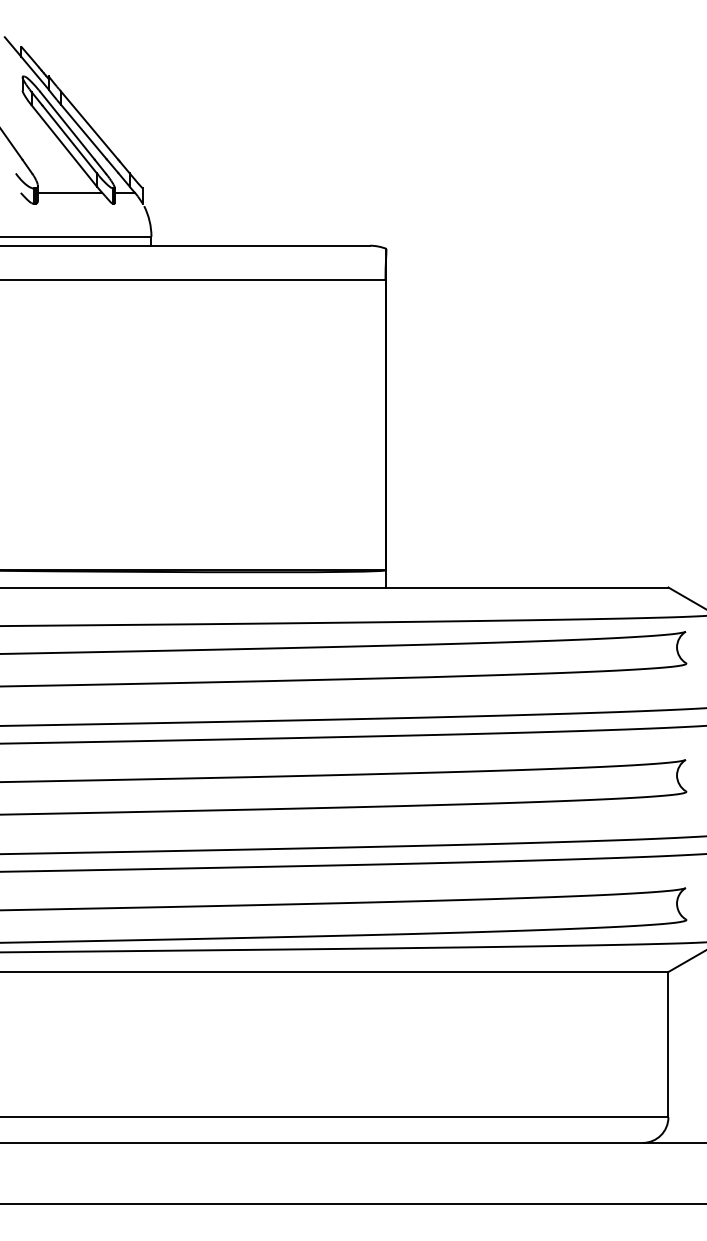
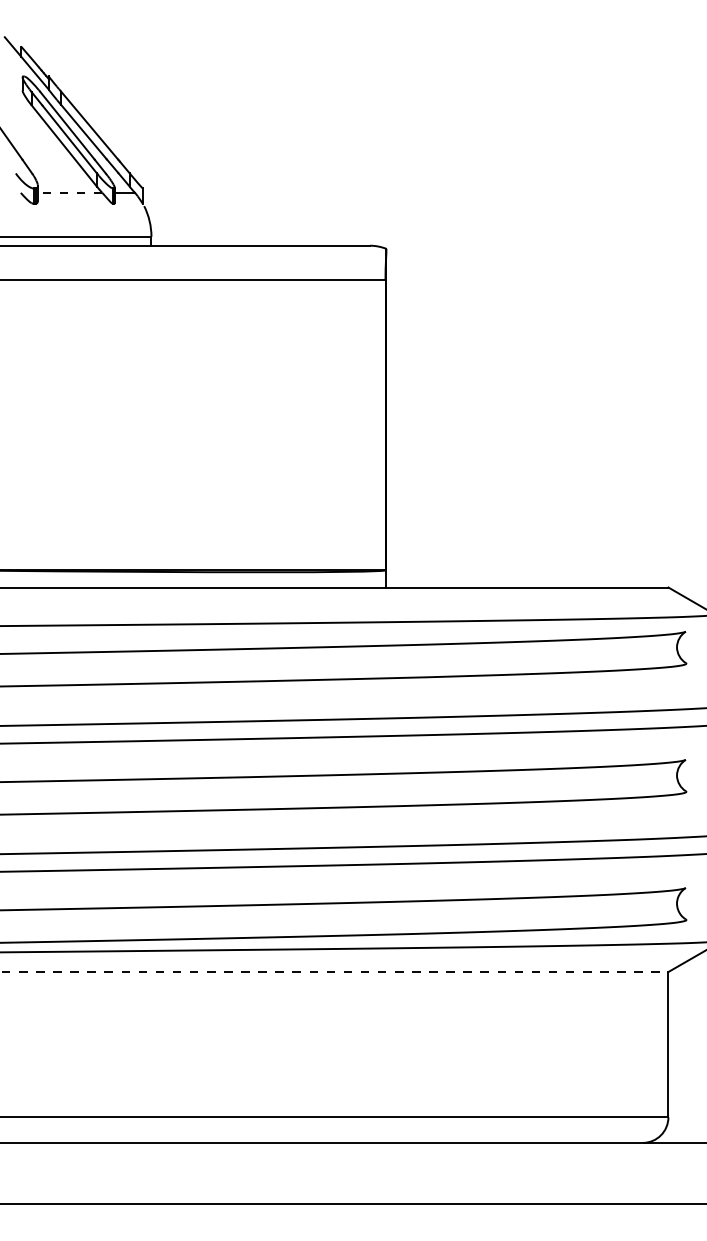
line: solid -> dashed (69, 192)
line: solid -> dashed (334, 972)
